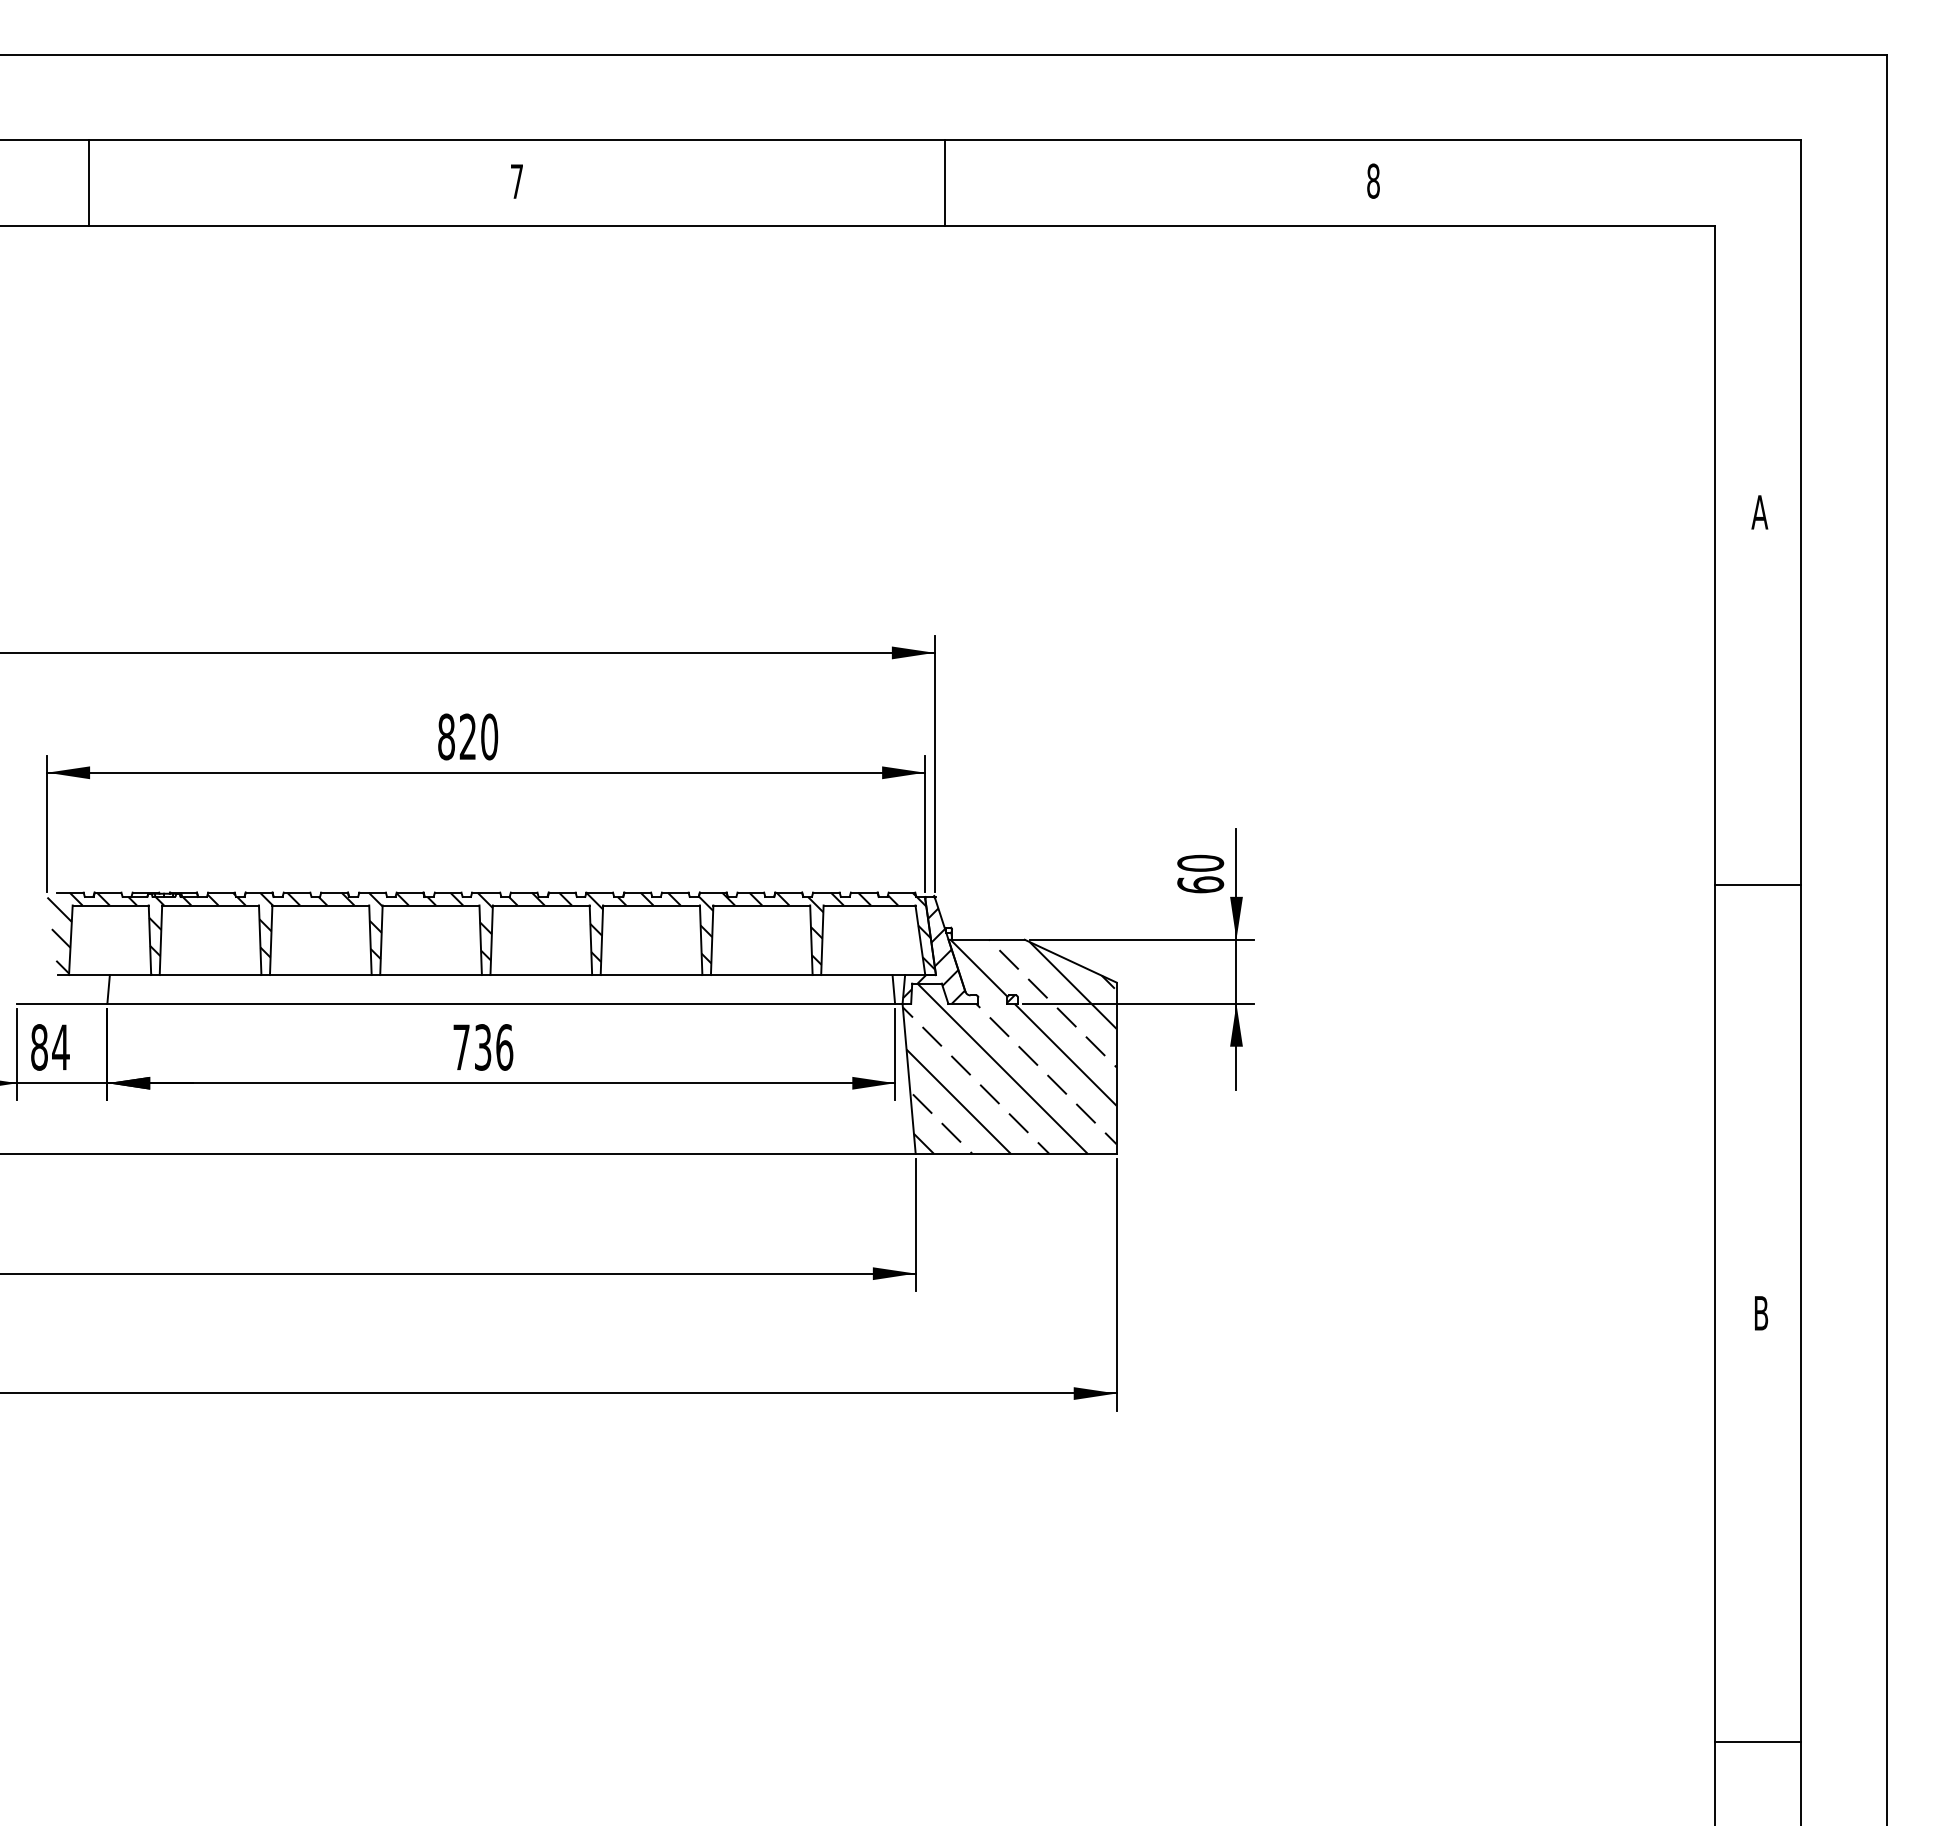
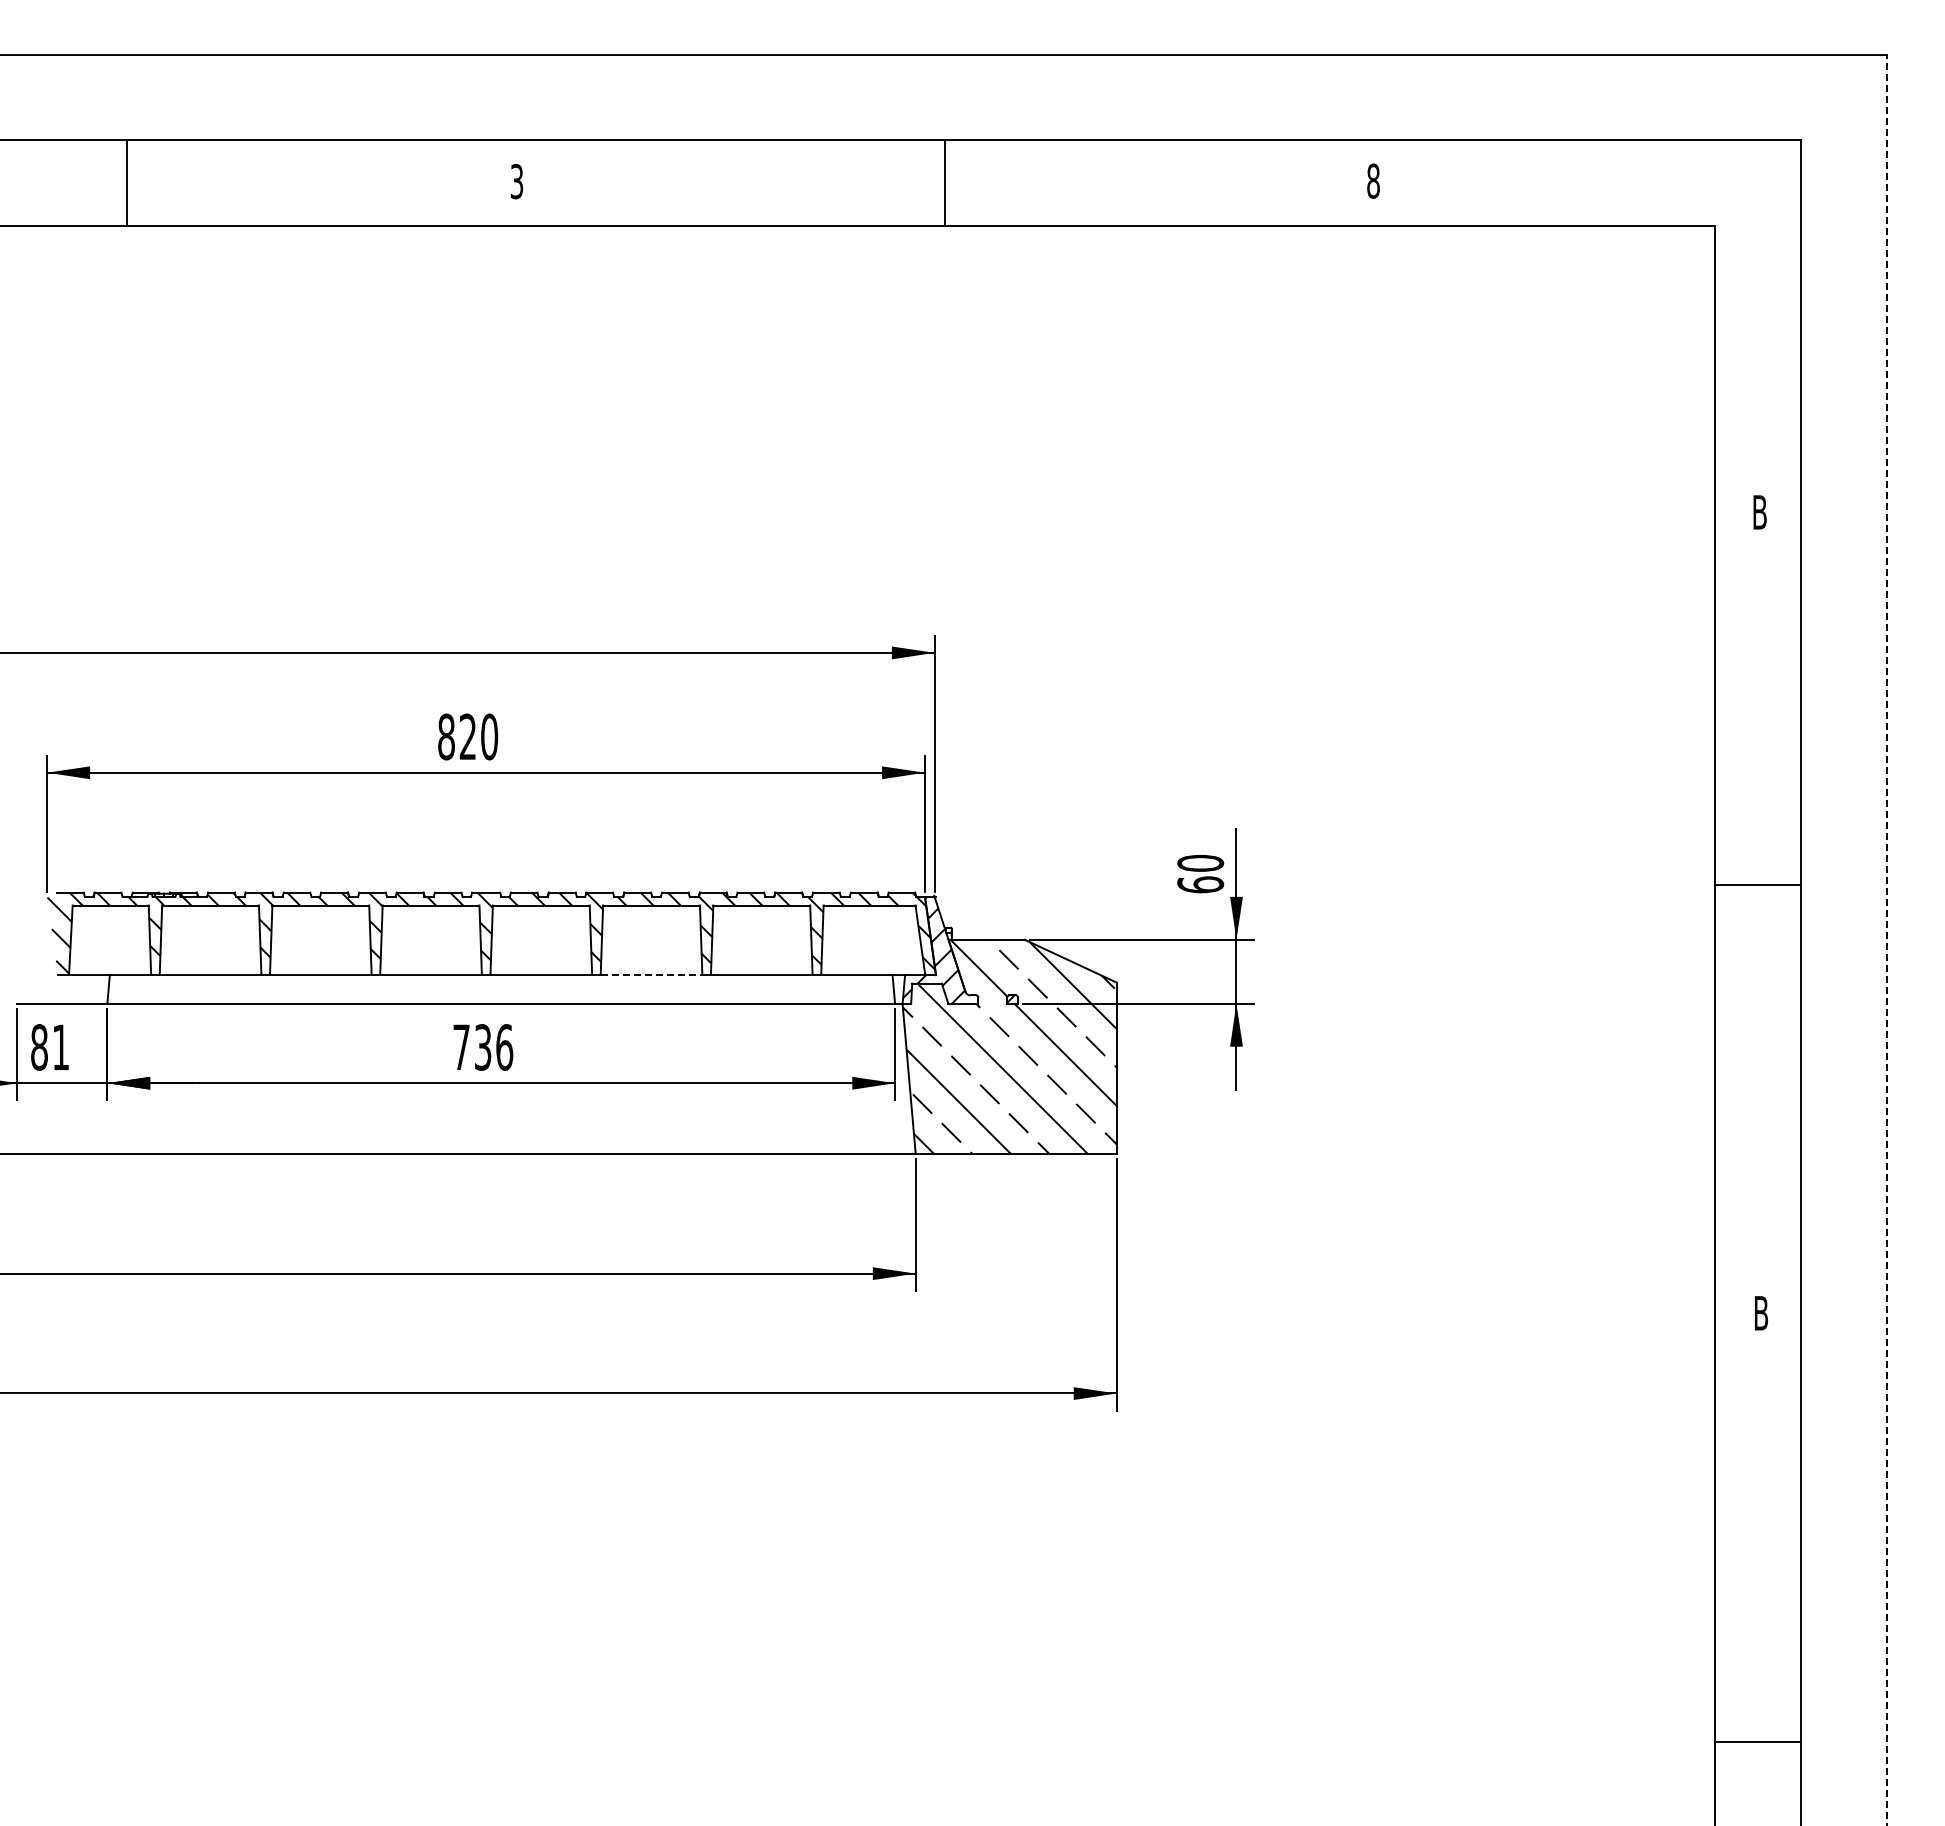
text: 7 -> 3 (516, 181)
line position: (88, 183) -> (126, 183) (126, 183)
text: A -> B (1759, 512)
line: solid -> dashed (1886, 939)
line: solid -> dashed (651, 975)
text: 84 -> 81 (60, 1047)
